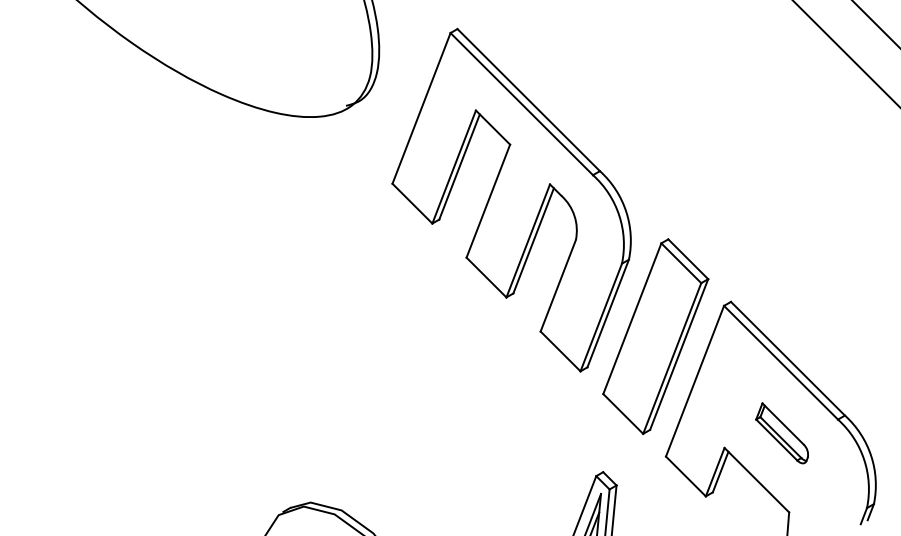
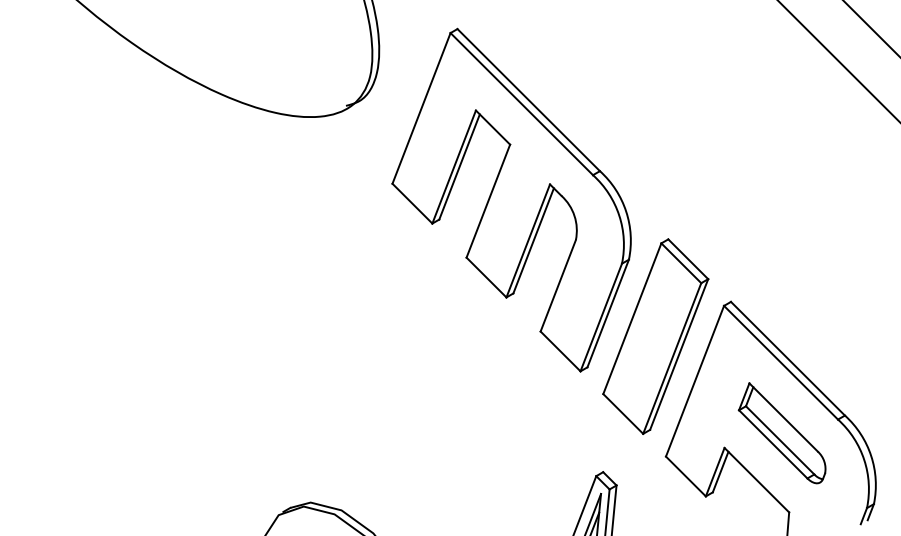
line position: (875, 24) -> (871, 28) (871, 28)
line position: (846, 53) -> (838, 61) (838, 61)
part size: 54x63 px -> 90x103 px (781, 433)
